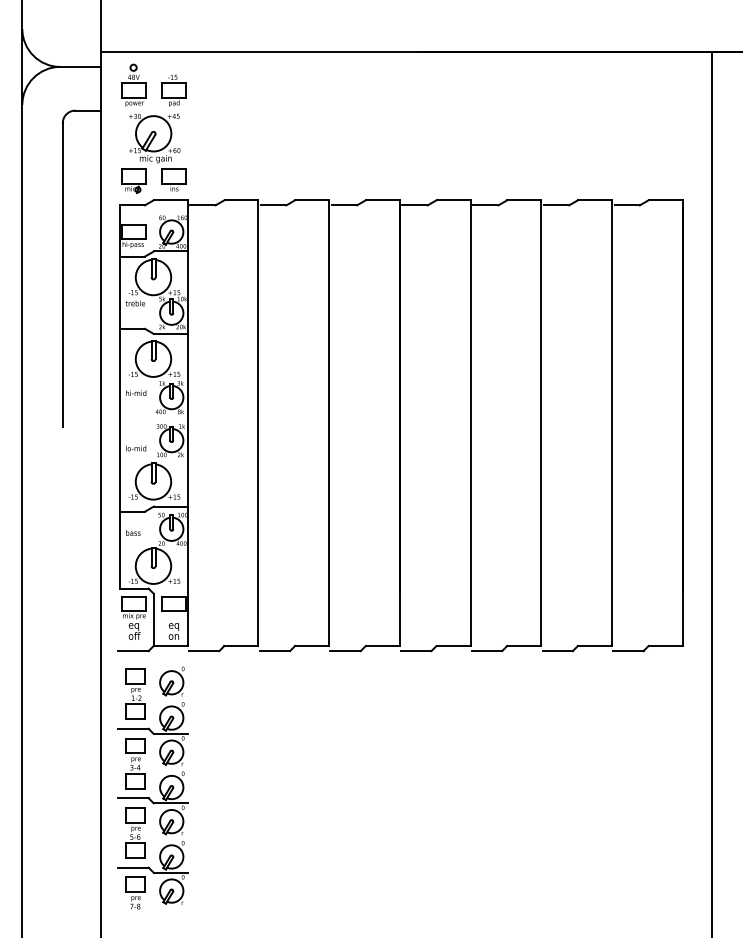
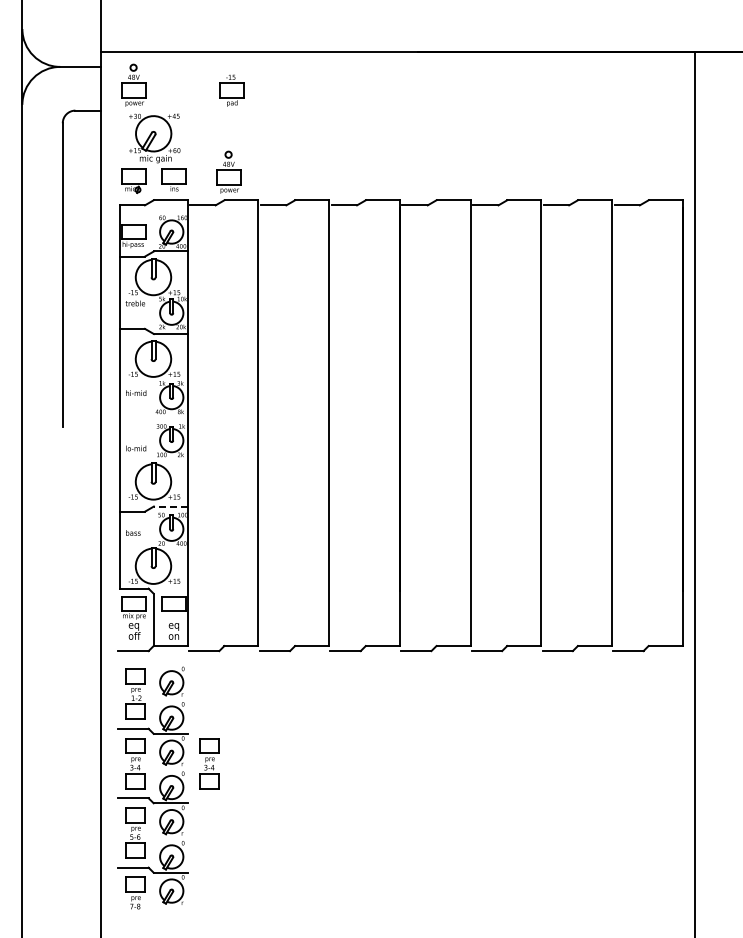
part position: (173, 90) -> (231, 90) (231, 90)
part: none -> present (228, 171)
line position: (711, 493) -> (694, 493) (694, 493)
line: solid -> dashed (170, 506)
part: none -> present (209, 763)
